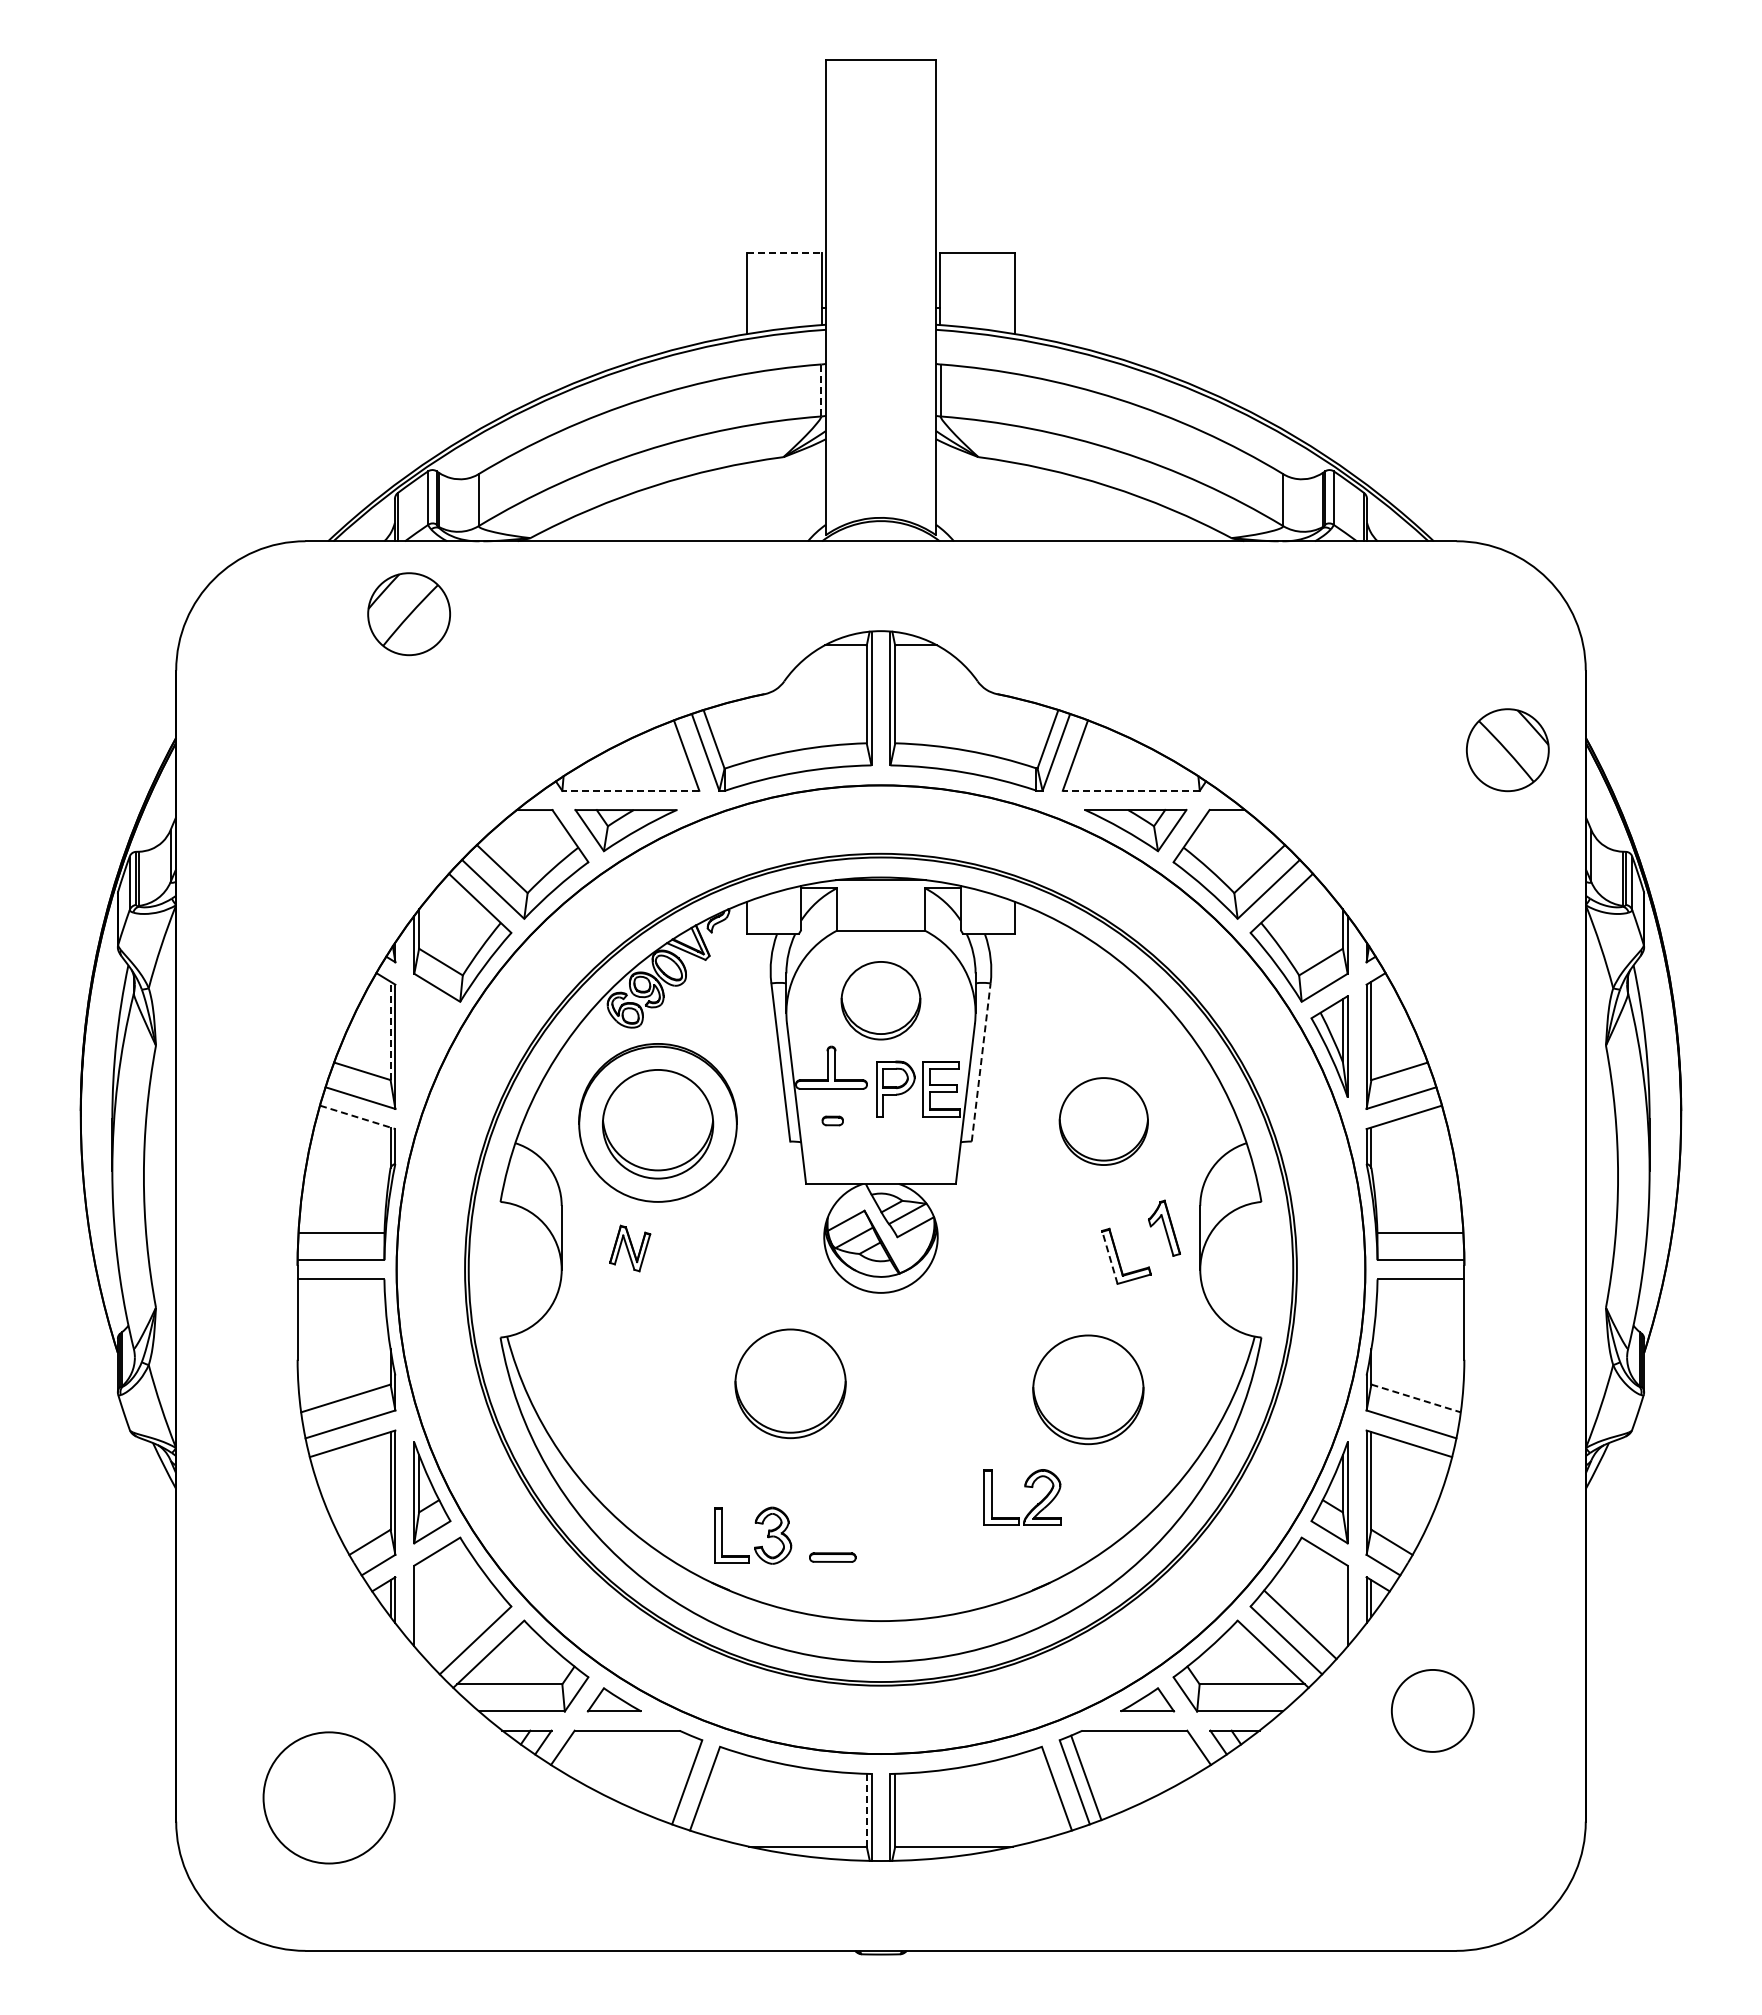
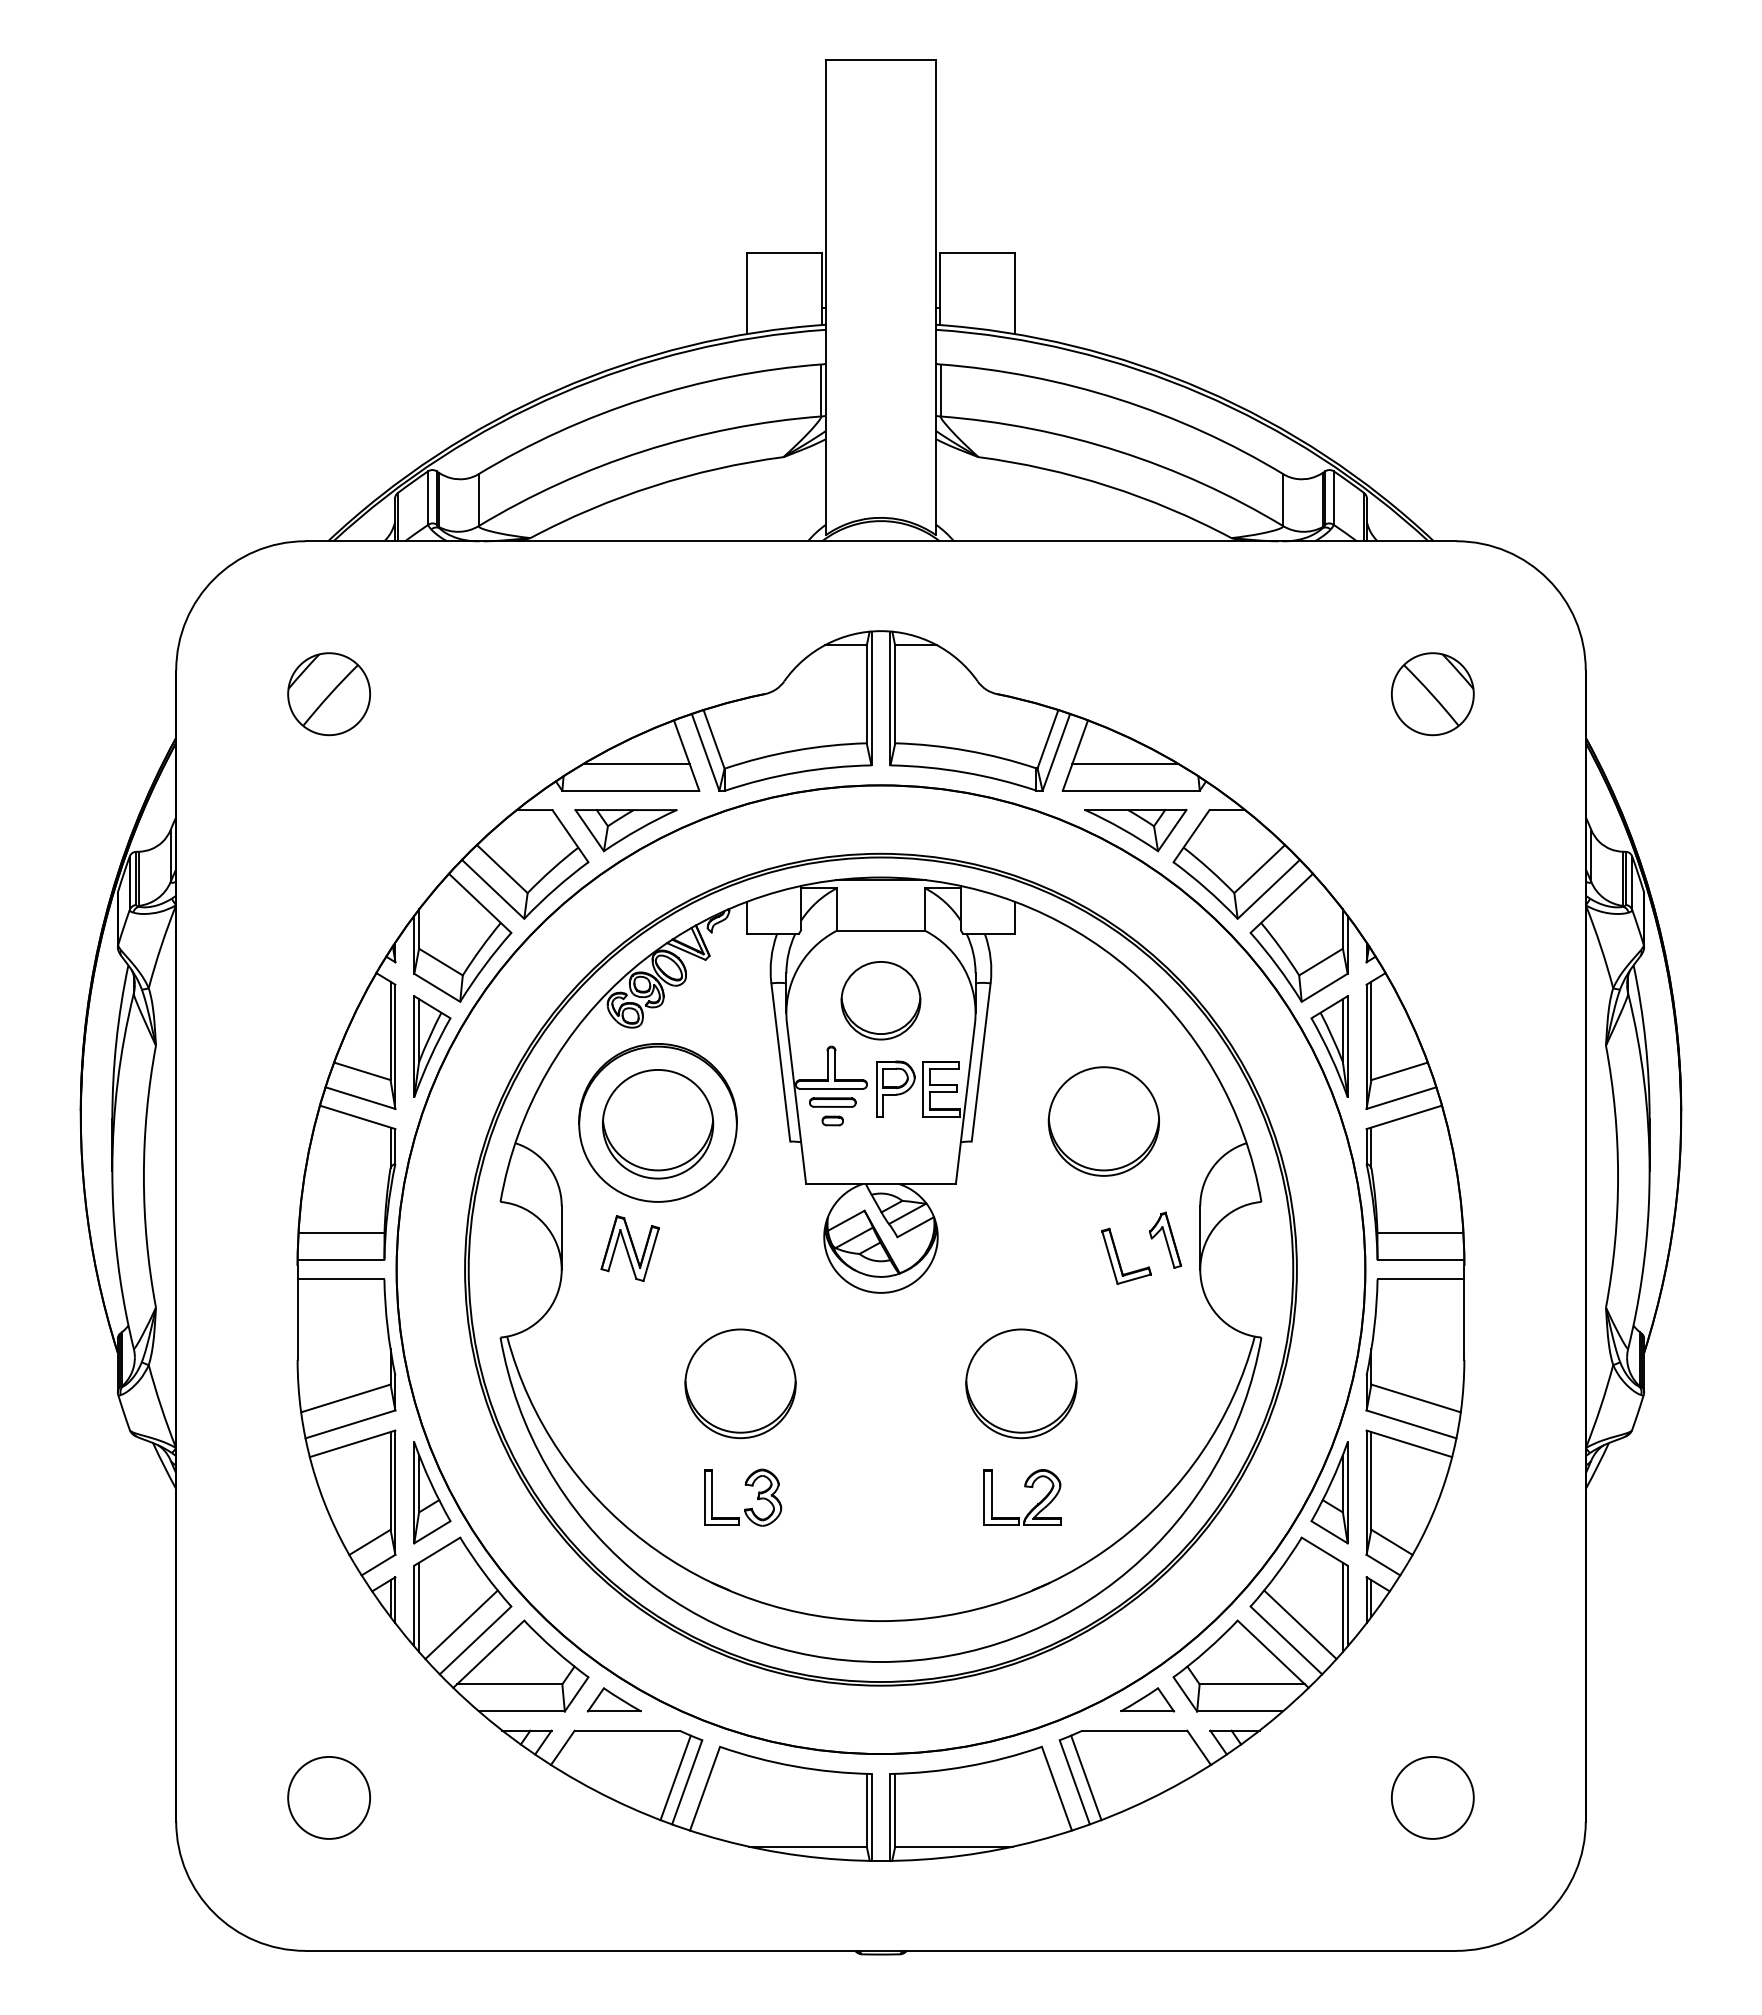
line: dashed -> solid (784, 252)
line: dashed -> solid (821, 391)
part position: (408, 614) -> (328, 694) (328, 694)
part position: (1507, 750) -> (1432, 694) (1432, 694)
line: none -> present (636, 763)
line: none -> present (1124, 763)
line: dashed -> solid (630, 790)
line: dashed -> solid (1131, 790)
line: dashed -> solid (390, 1030)
part: none -> present (432, 1046)
line: dashed -> solid (981, 1062)
line: dashed -> solid (358, 1117)
part size: 91x89 px -> 113x111 px (1103, 1121)
part position: (1164, 1227) -> (1165, 1239) (1165, 1239)
part size: 43x49 px -> 60x67 px (629, 1248)
line: dashed -> solid (1109, 1257)
part position: (790, 1383) -> (740, 1383) (740, 1383)
part position: (1088, 1389) -> (1021, 1383) (1021, 1383)
line: dashed -> solid (1416, 1398)
part position: (754, 1546) -> (744, 1508) (744, 1508)
part position: (832, 1557) -> (832, 1102) (832, 1102)
line: none -> present (419, 1607)
line: none -> present (1342, 1607)
line: none -> present (461, 1624)
circle position: (1432, 1710) -> (1432, 1797) (1432, 1797)
line: none -> present (675, 1777)
circle diameter: 131 px -> 82 px (329, 1797)
line: dashed -> solid (866, 1809)
